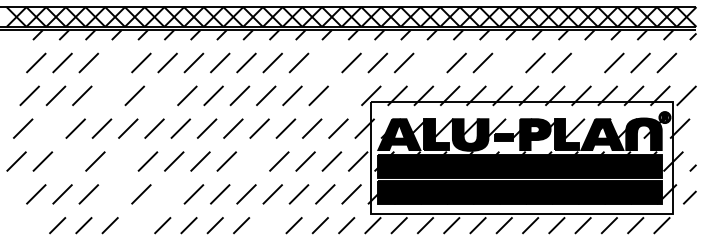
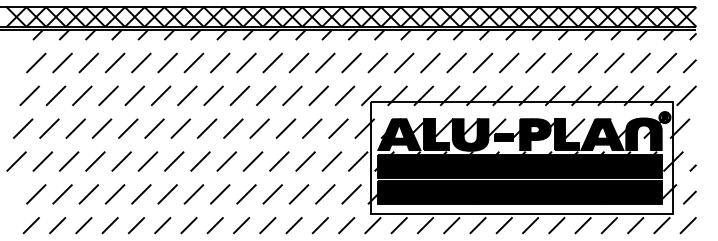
line: none -> present (114, 62)
line: none -> present (325, 62)
line: none -> present (430, 62)
line: none -> present (509, 62)
line: none -> present (587, 62)
line: none -> present (689, 66)
line: none -> present (108, 95)
line: none -> present (161, 95)
line: none -> present (344, 95)
line: none -> present (49, 128)
line: none -> present (68, 161)
line: none -> present (121, 161)
line: none -> present (252, 161)
line: none -> present (114, 194)
line: none -> present (167, 194)
line: none -> present (30, 225)
line: none -> present (135, 225)
line: none -> present (267, 225)
line: none -> present (687, 225)
